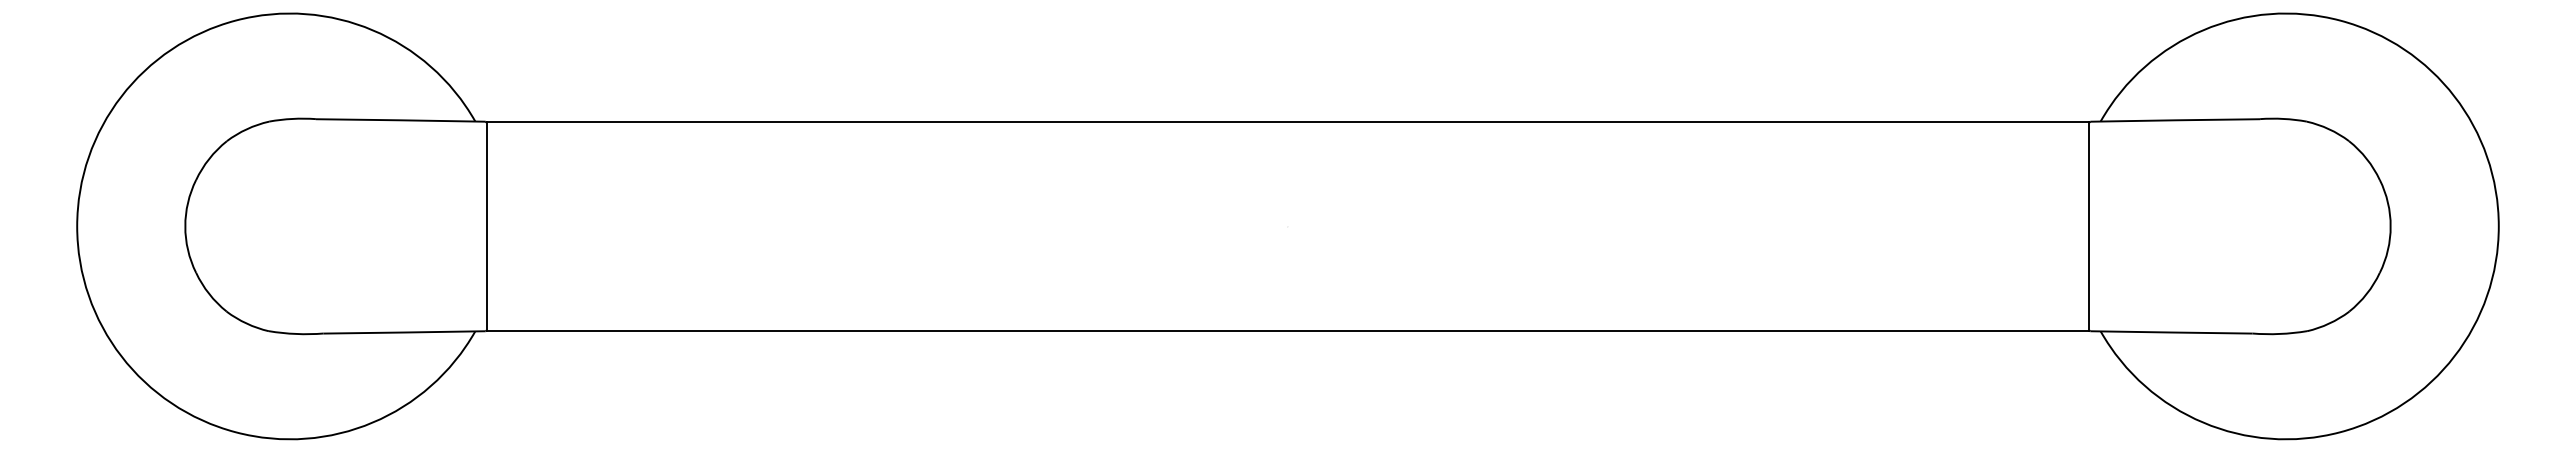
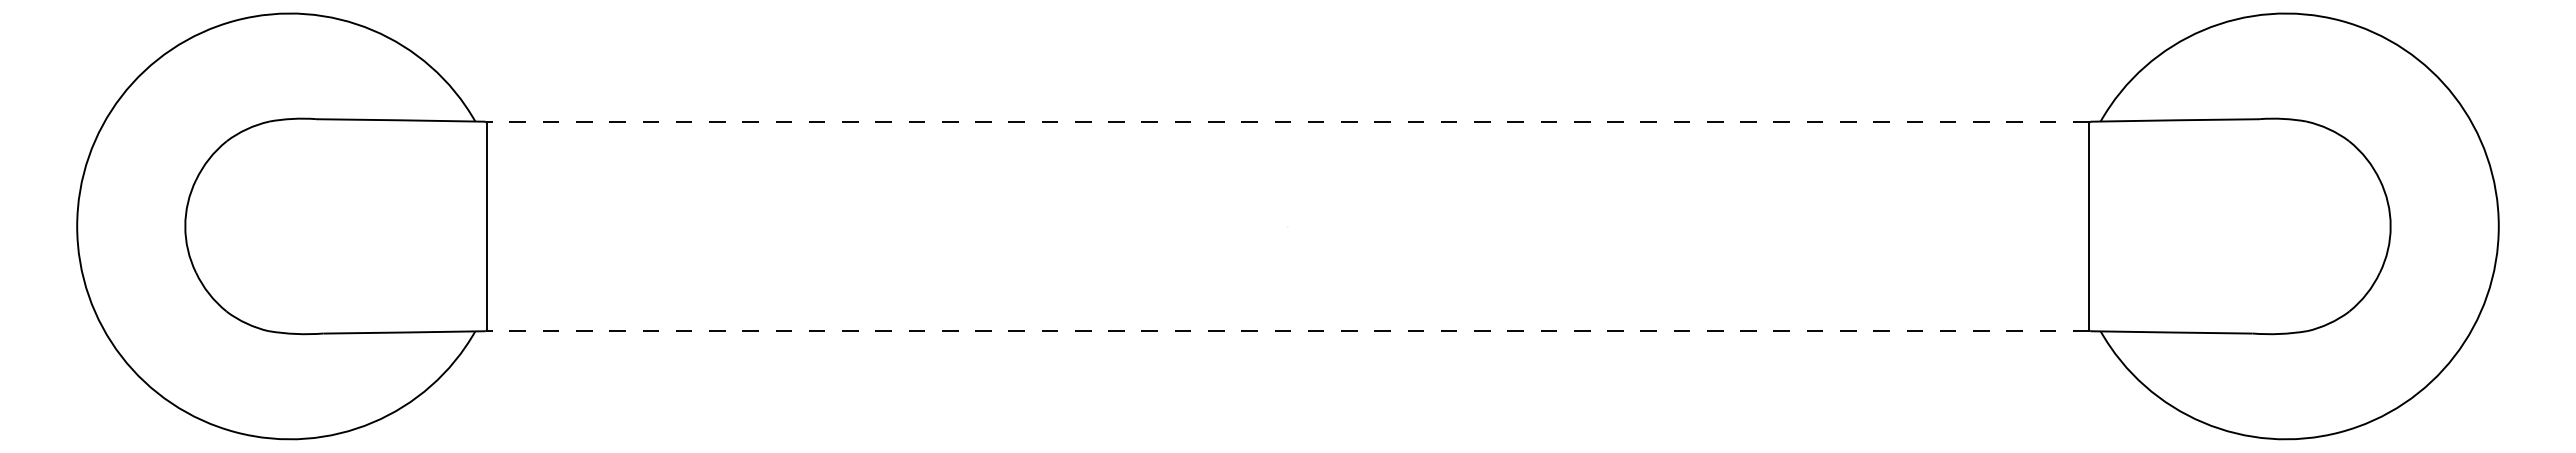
line: solid -> dashed (1287, 121)
line: solid -> dashed (1287, 331)
